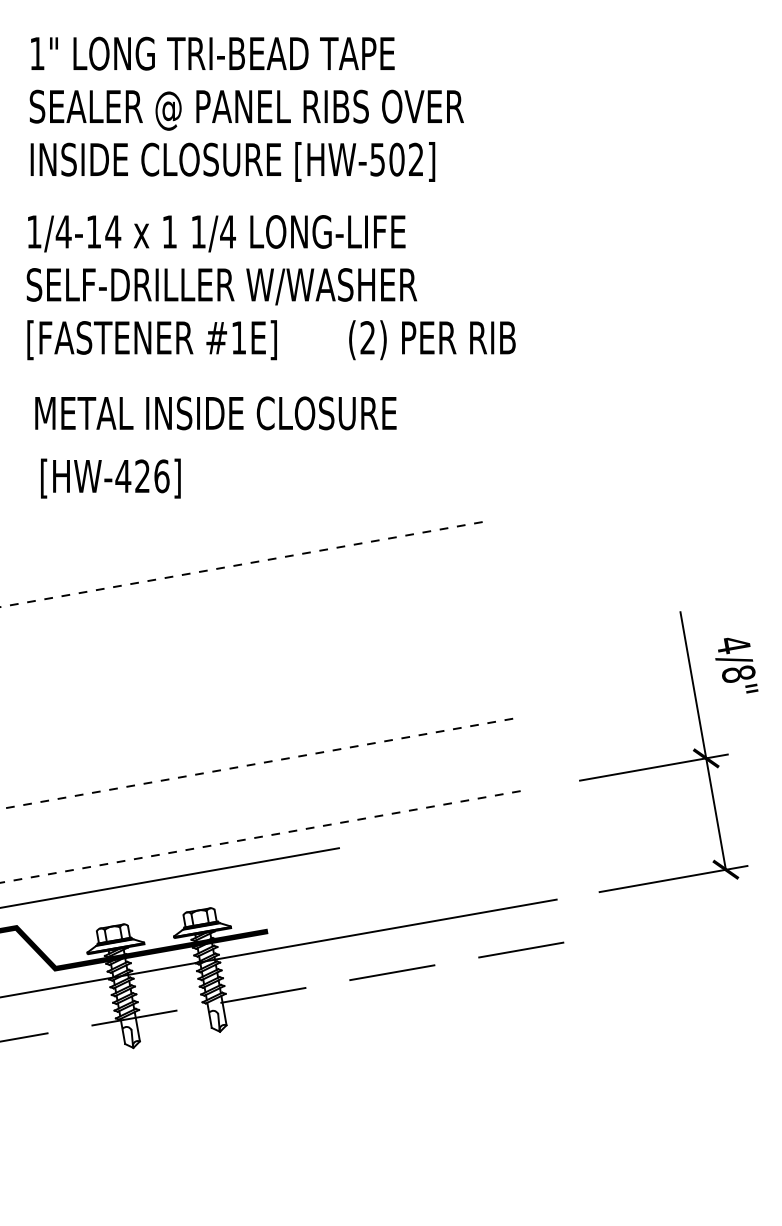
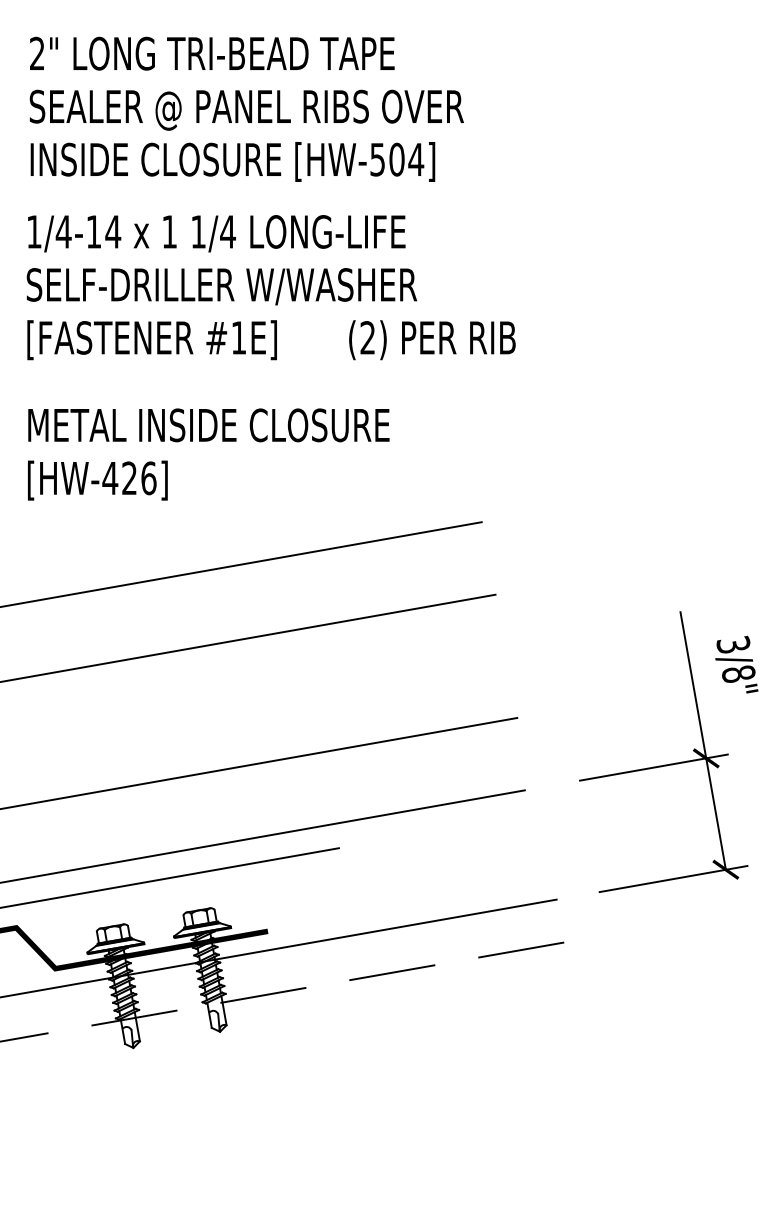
text: 1" -> 2" (37, 52)
text: [HW-502] -> [HW-504] (416, 158)
text position: (215, 413) -> (208, 425) (208, 425)
text position: (110, 478) -> (97, 480) (97, 480)
line: none -> present (248, 637)
text: 4/8" -> 3/8" (733, 644)
line: dashed -> solid (259, 763)
line: dashed -> solid (21, 879)
